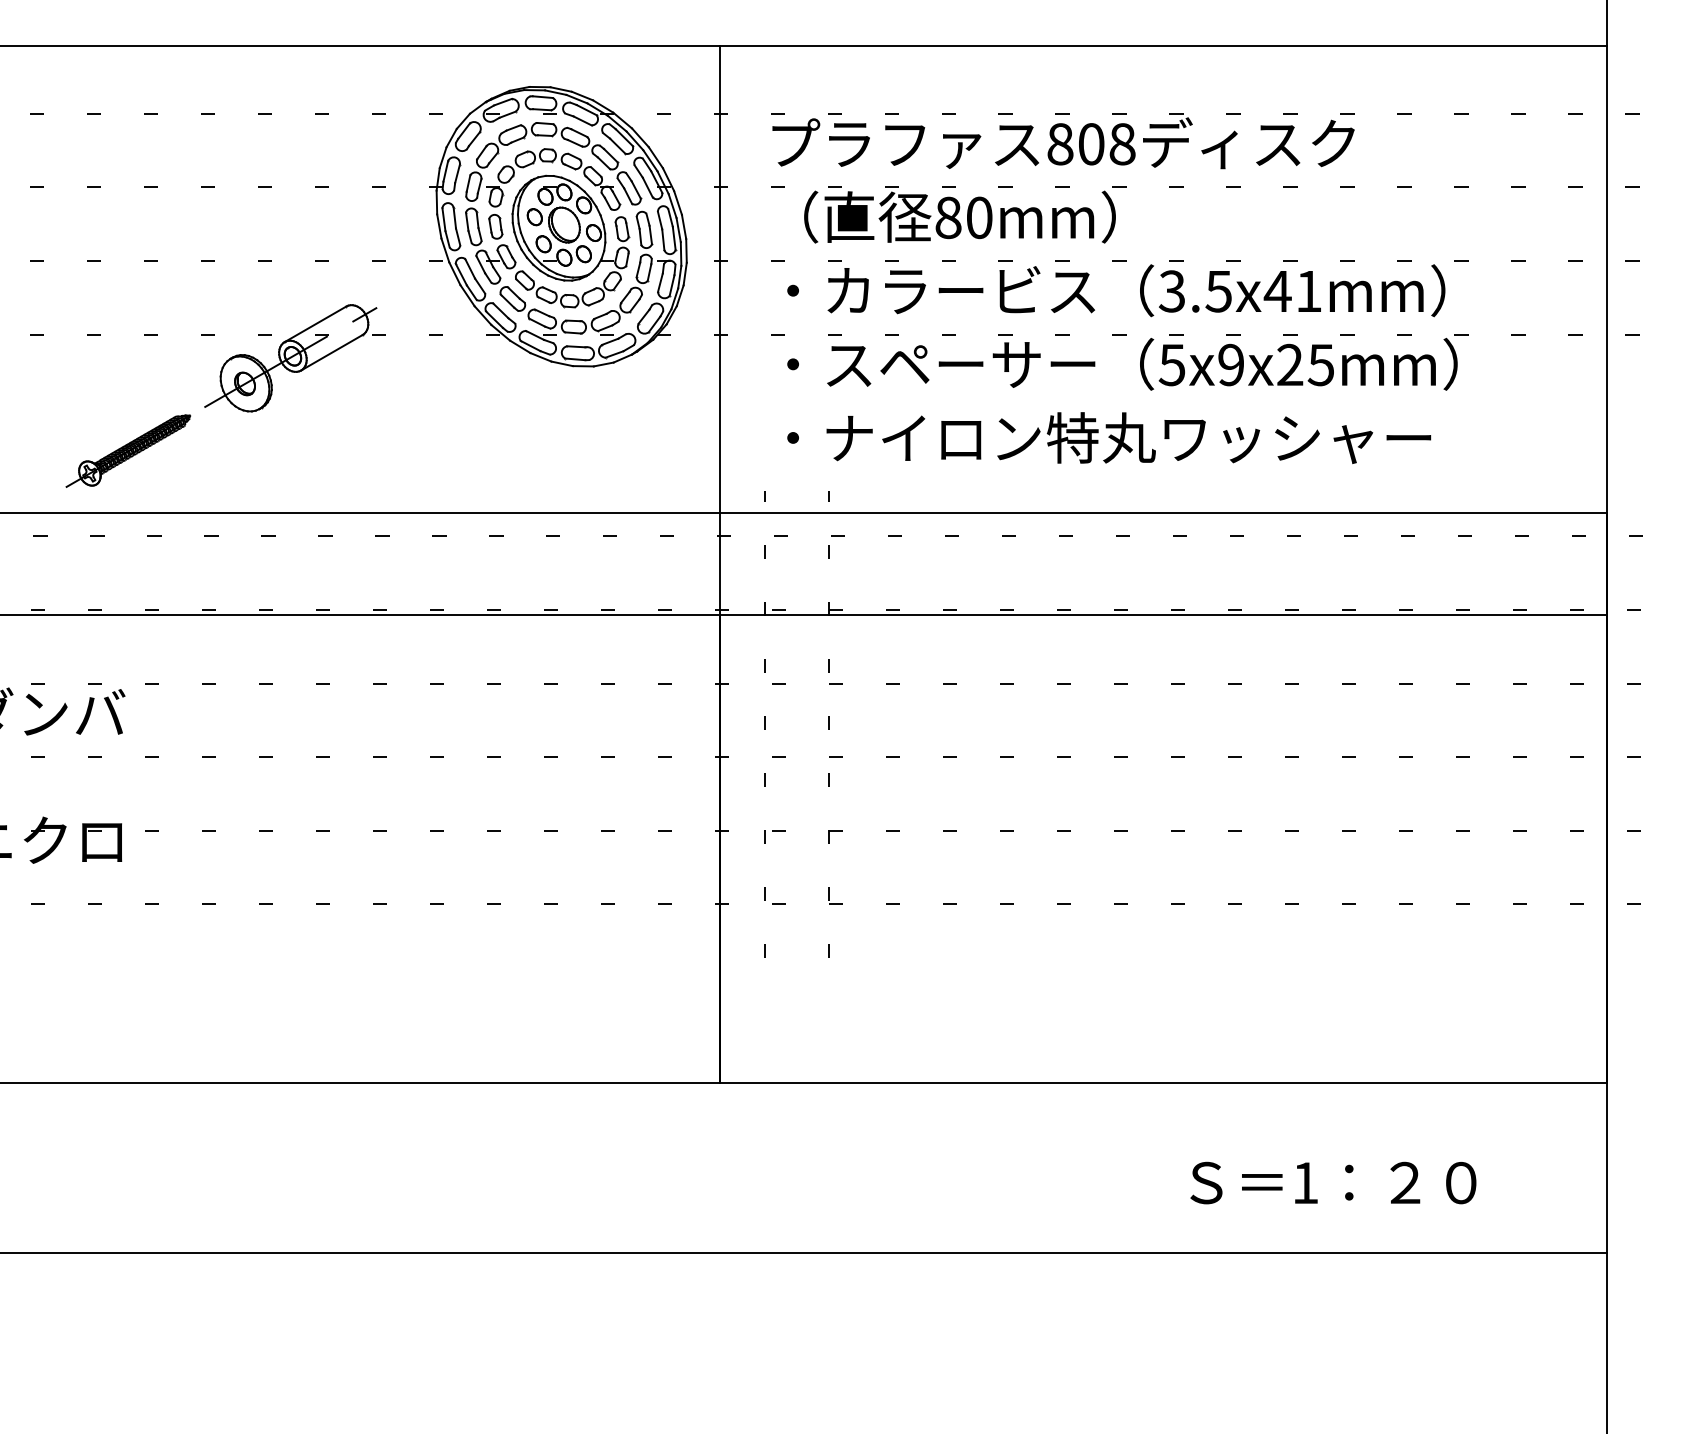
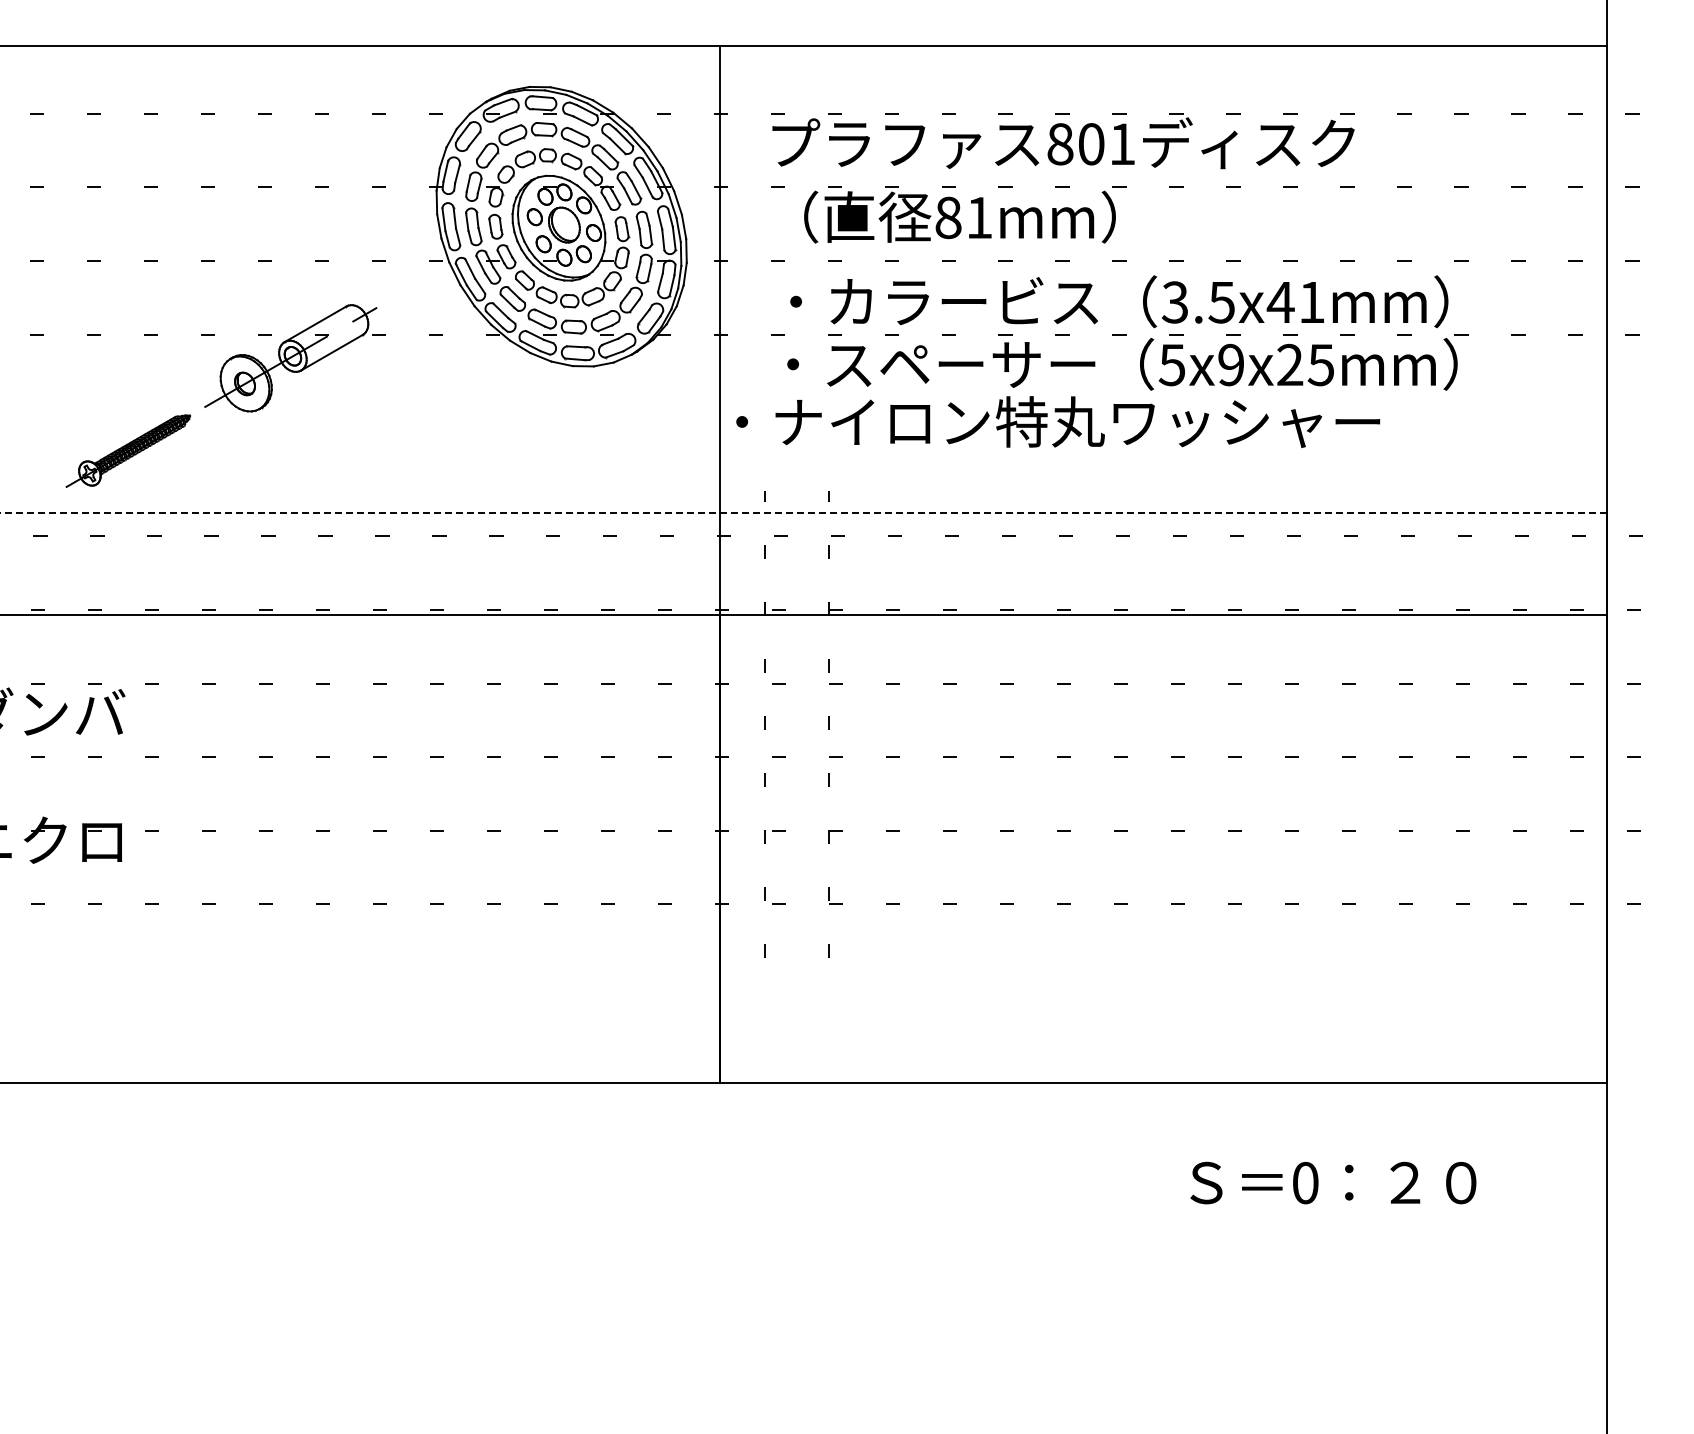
text: 808 -> 801 (1122, 144)
text: 80mm -> 81mm (979, 217)
text position: (1116, 290) -> (1119, 301) (1119, 301)
text position: (1109, 437) -> (1058, 421) (1058, 421)
line: solid -> dashed (803, 512)
text: 1 -> 0 (1305, 1182)
line: present -> none (804, 1253)
